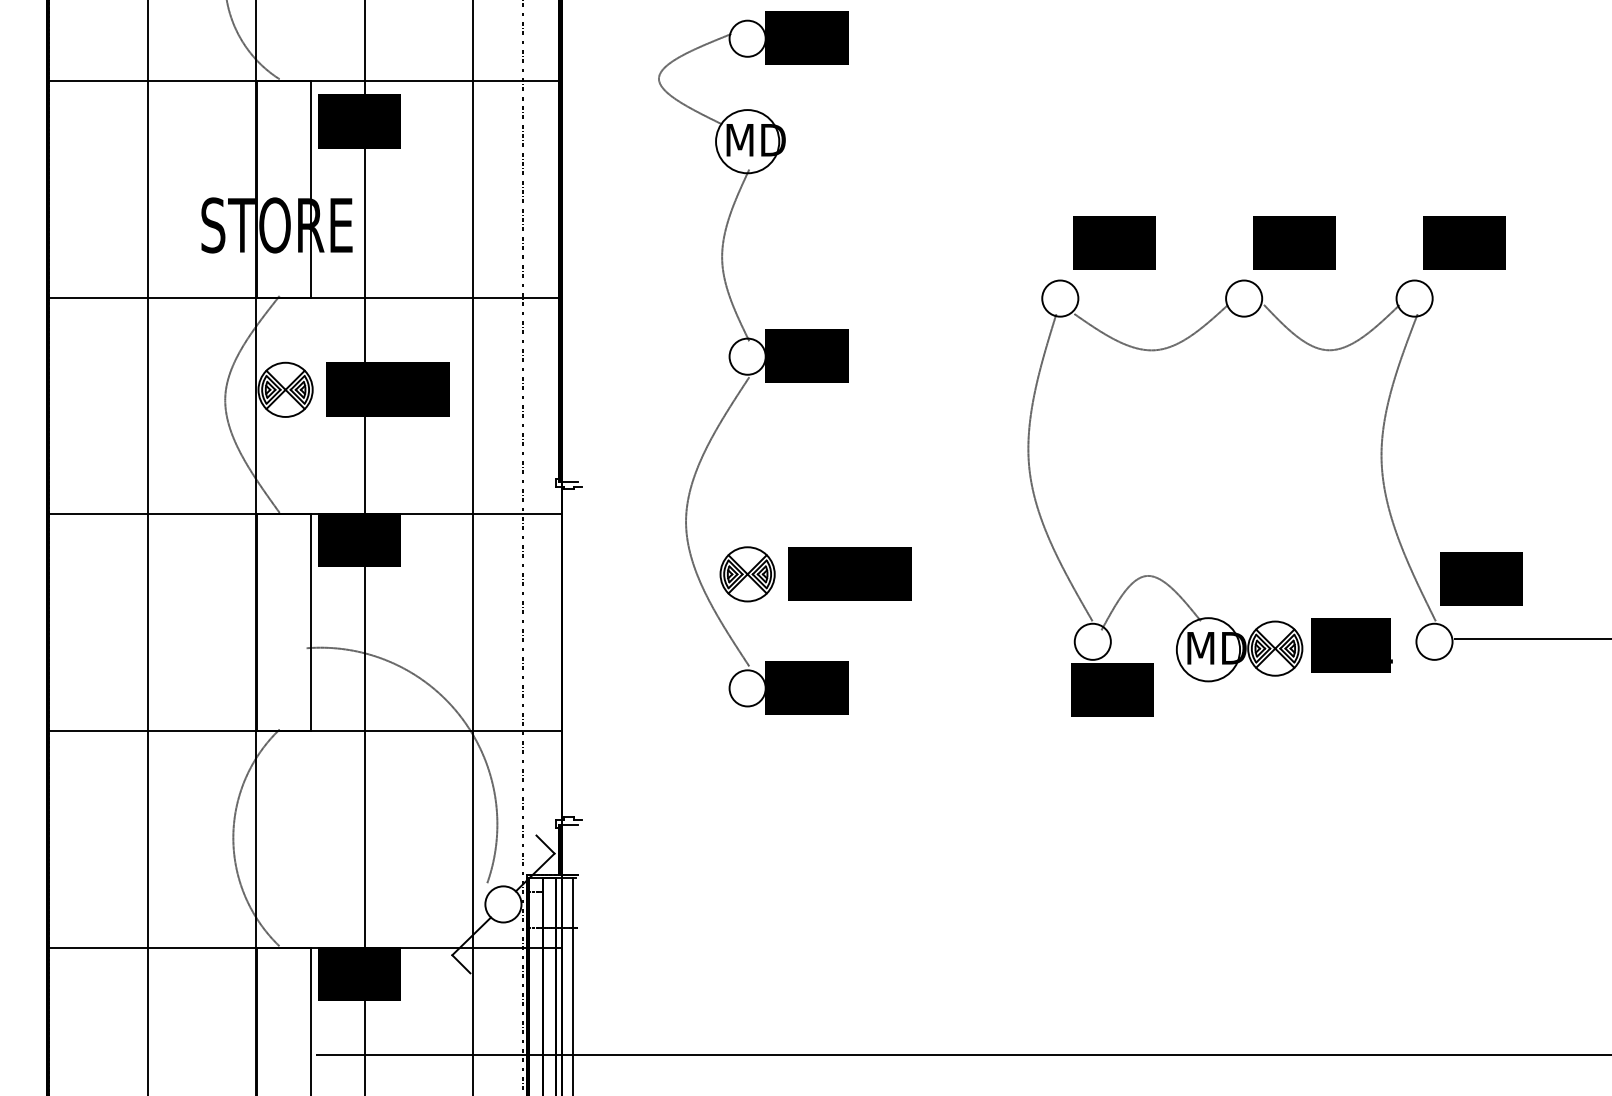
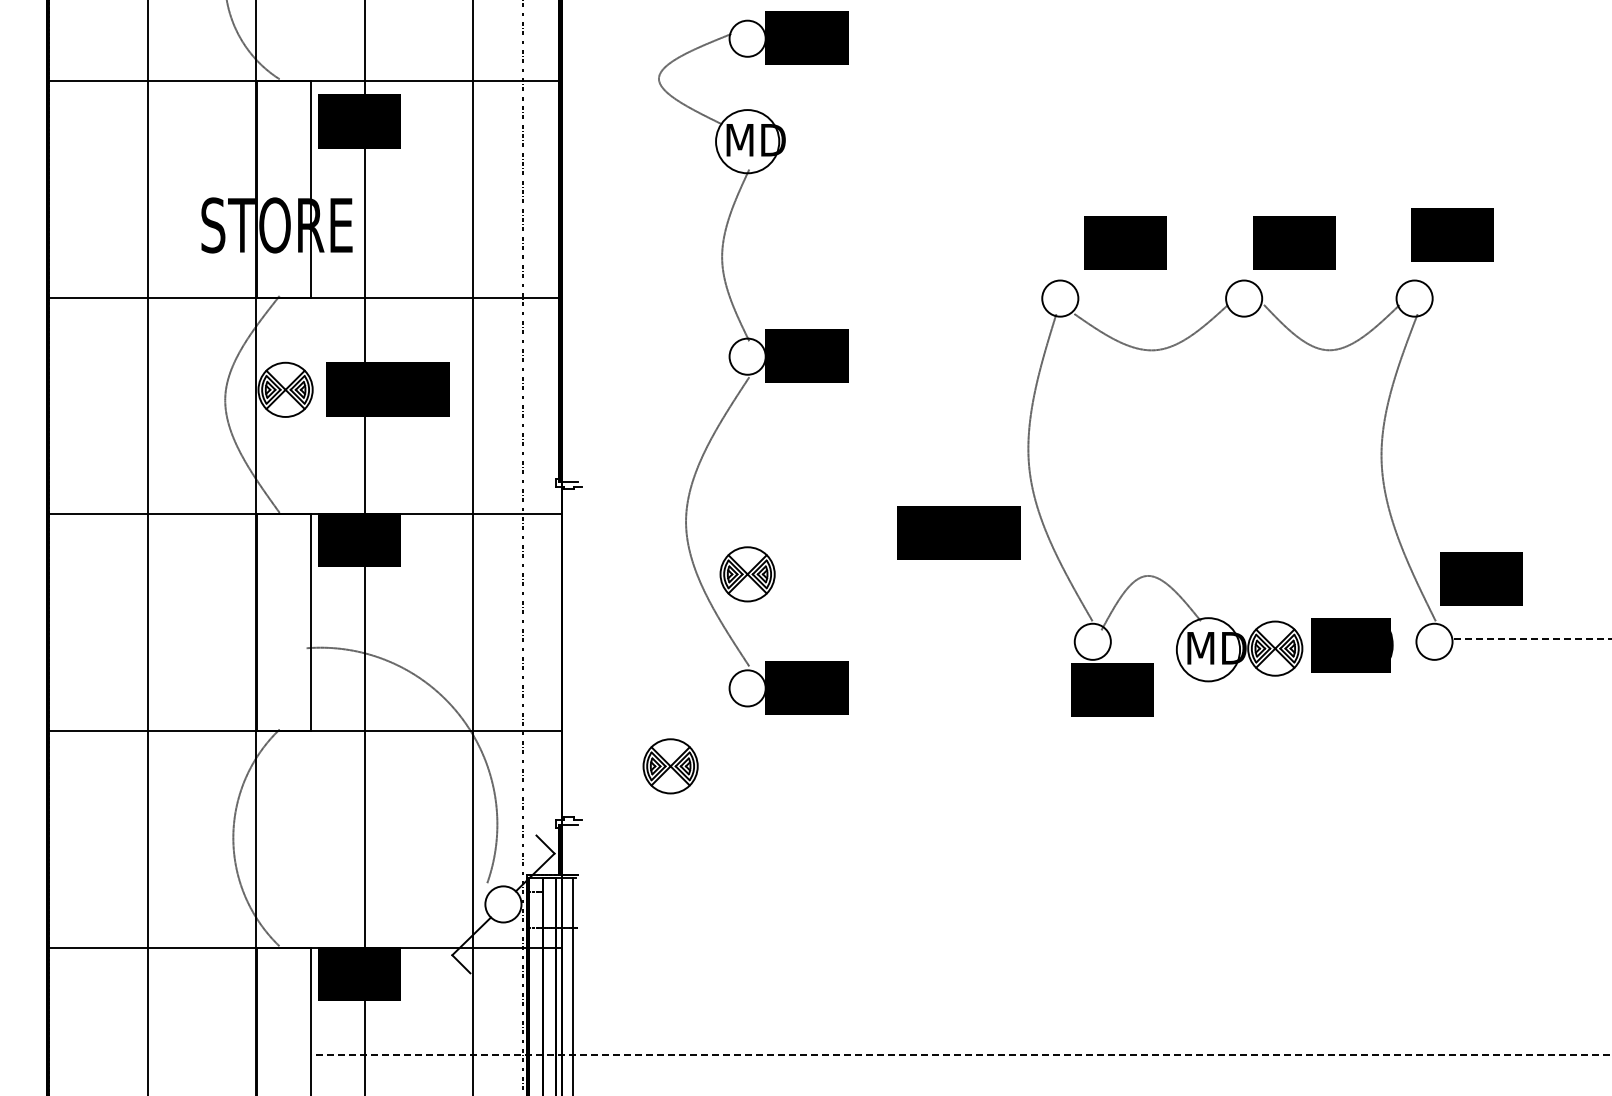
text position: (1114, 242) -> (1125, 242) (1125, 242)
text position: (1464, 242) -> (1452, 234) (1452, 234)
text position: (849, 573) -> (958, 532) (958, 532)
line: solid -> dashed (1532, 639)
text: EM1 -> EM9 (1392, 647)
part: none -> present (670, 766)
line: solid -> dashed (963, 1054)
